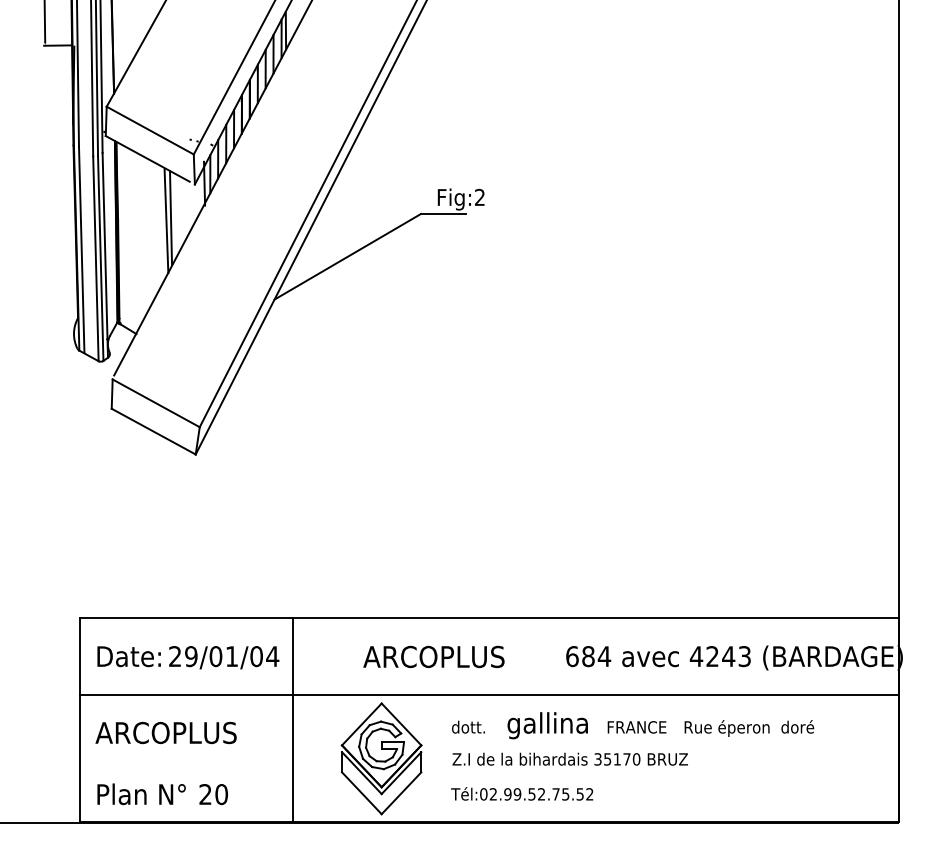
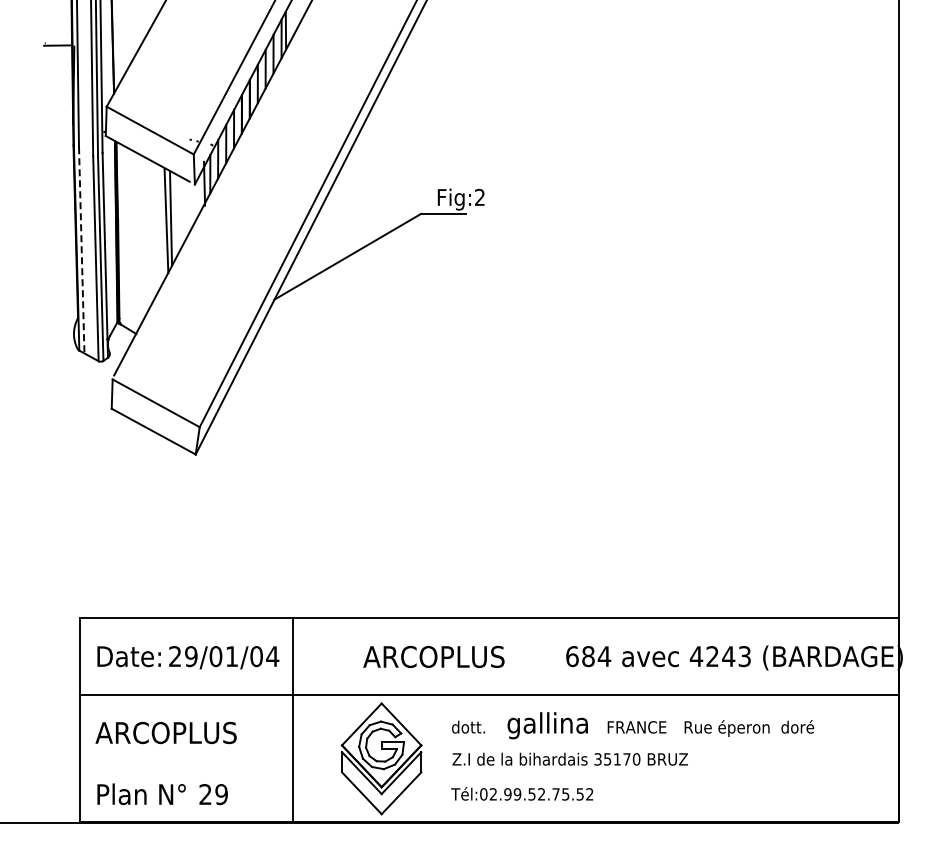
line: present -> none (44, 22)
line: solid -> dashed (81, 250)
text: 20 -> 29 (221, 794)
